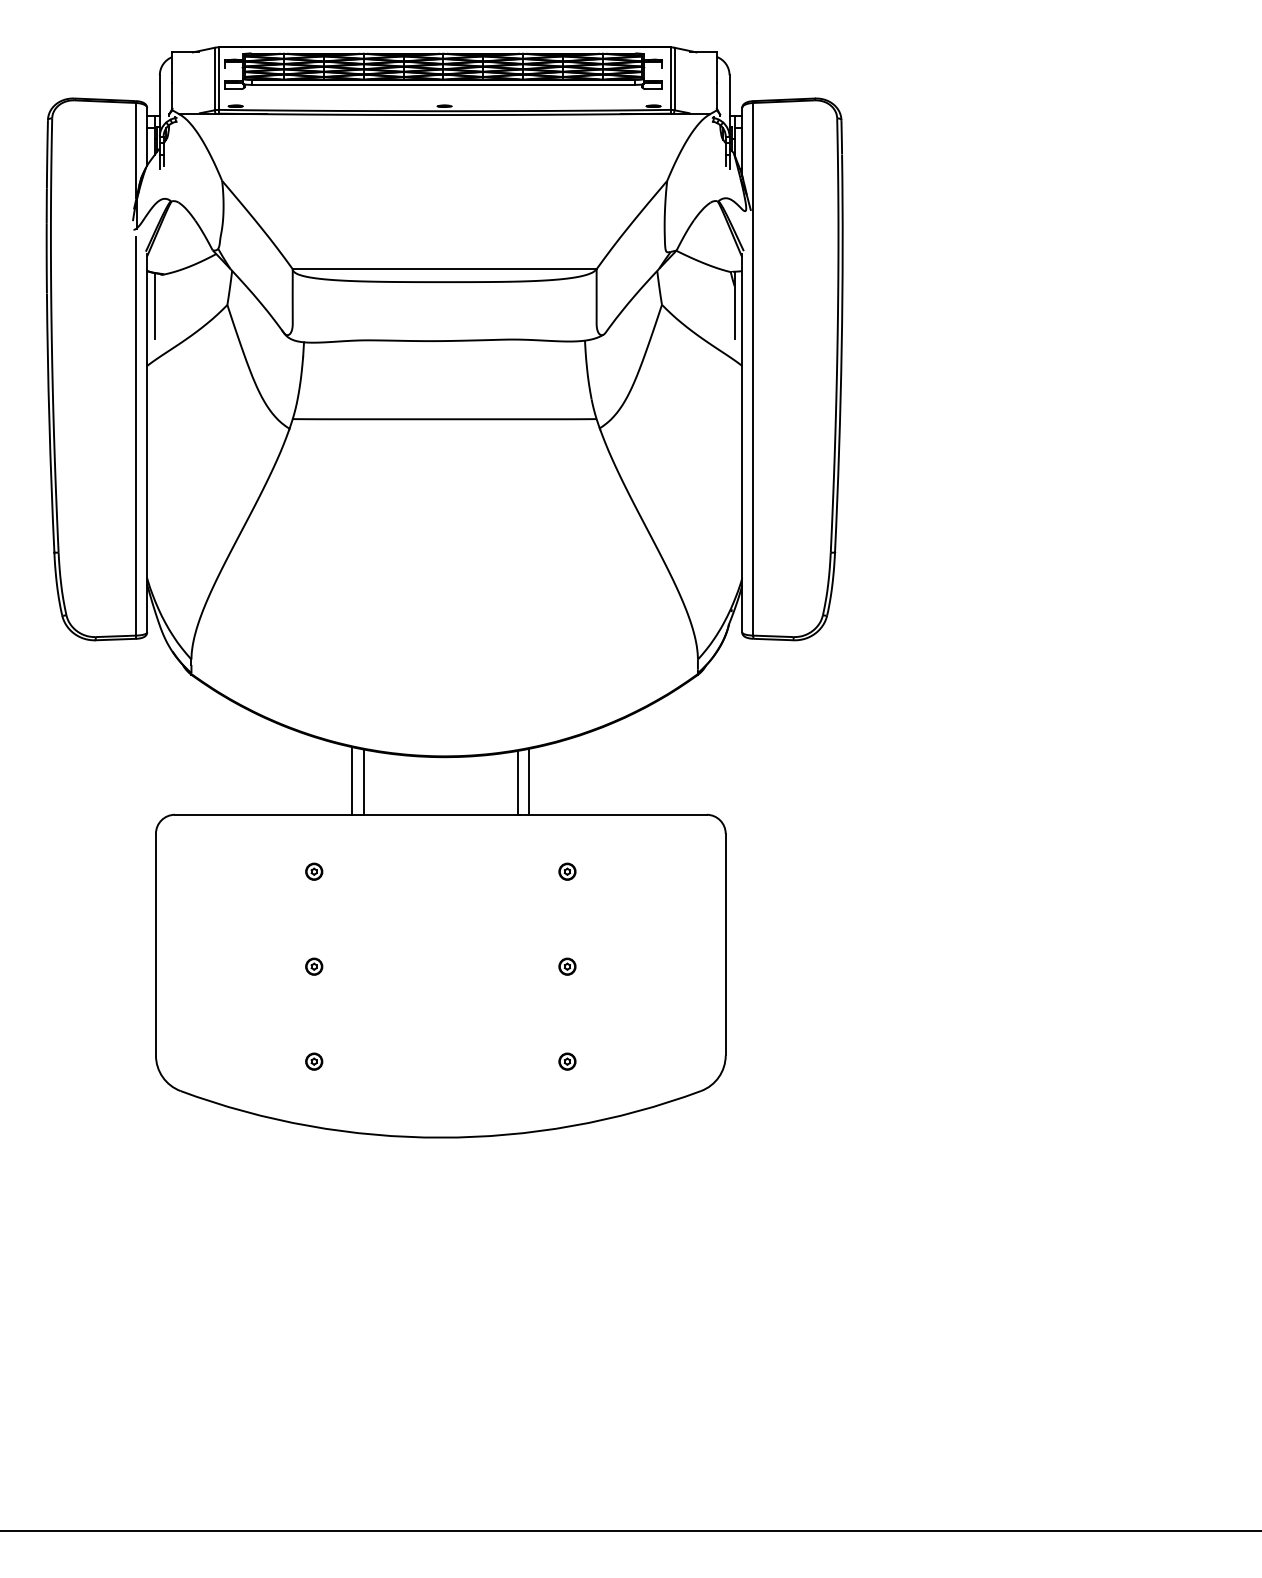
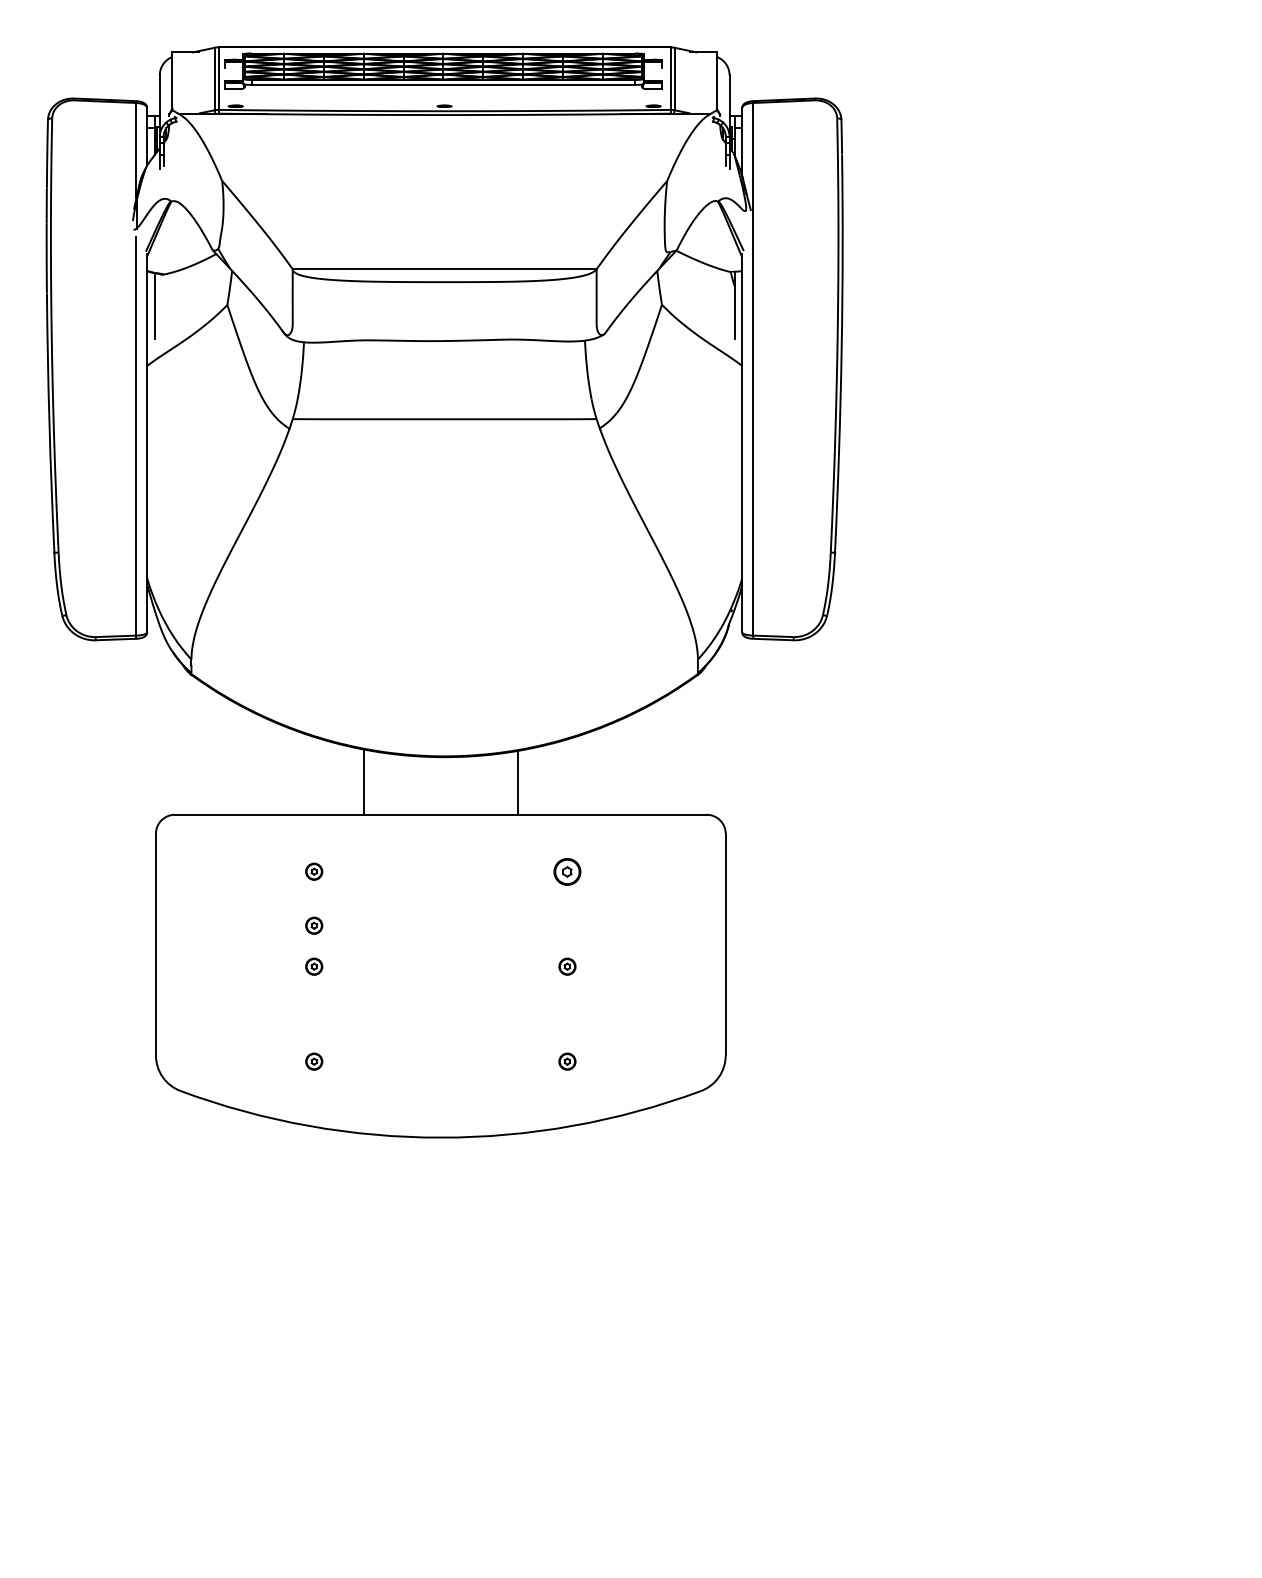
line: present -> none (352, 780)
line: present -> none (529, 781)
part size: 19x19 px -> 29x28 px (567, 871)
part: none -> present (314, 925)
line: present -> none (630, 1530)
